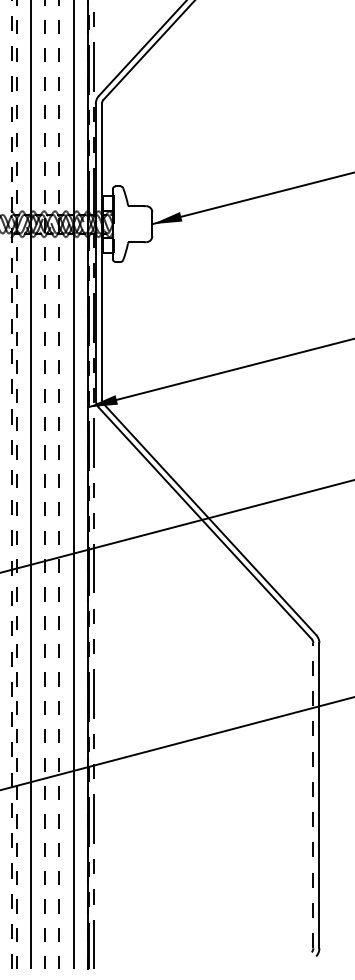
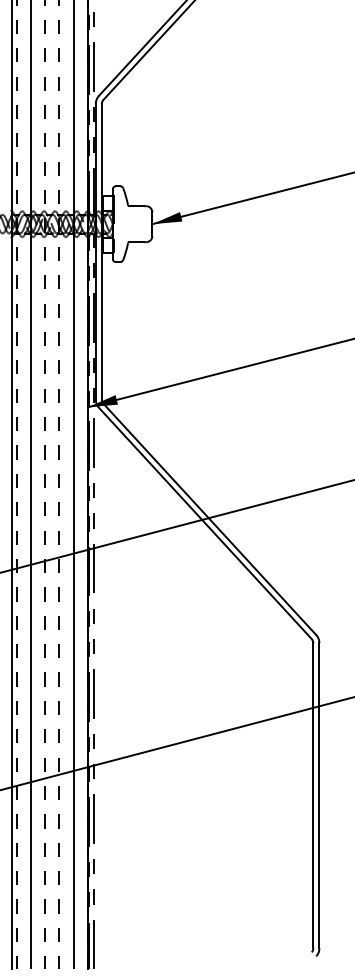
line: dashed -> solid (12, 484)
line: dashed -> solid (313, 795)
